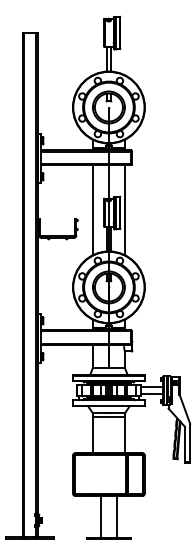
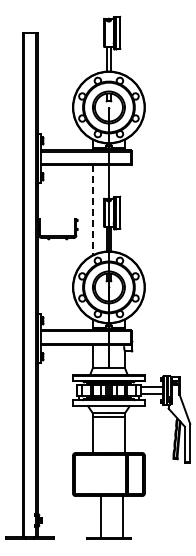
line: solid -> dashed (92, 210)
line: present -> none (124, 210)
line position: (116, 516) -> (122, 516) (122, 516)
